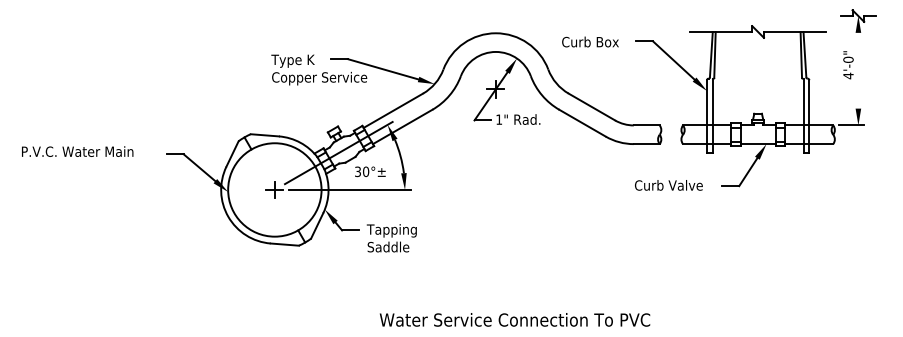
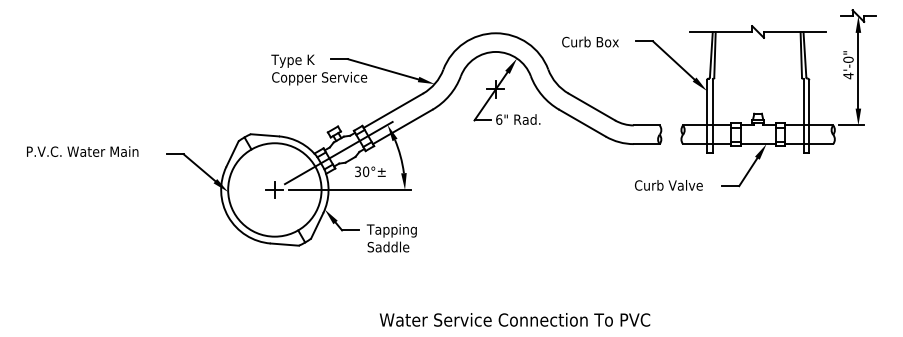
line: none -> present (858, 70)
text: 1" -> 6" (499, 119)
text position: (77, 151) -> (82, 151) (82, 151)
